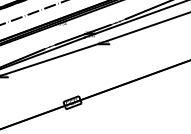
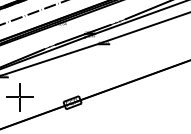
part: none -> present (19, 97)
